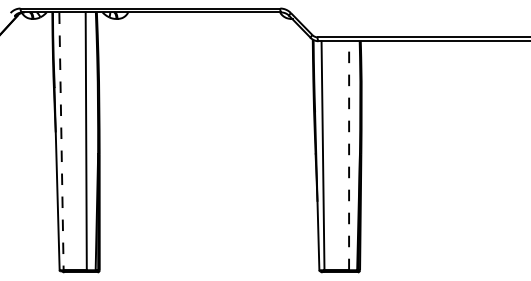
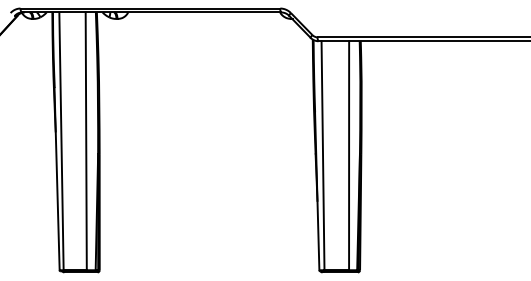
line: dashed -> solid (61, 141)
line: dashed -> solid (349, 155)
